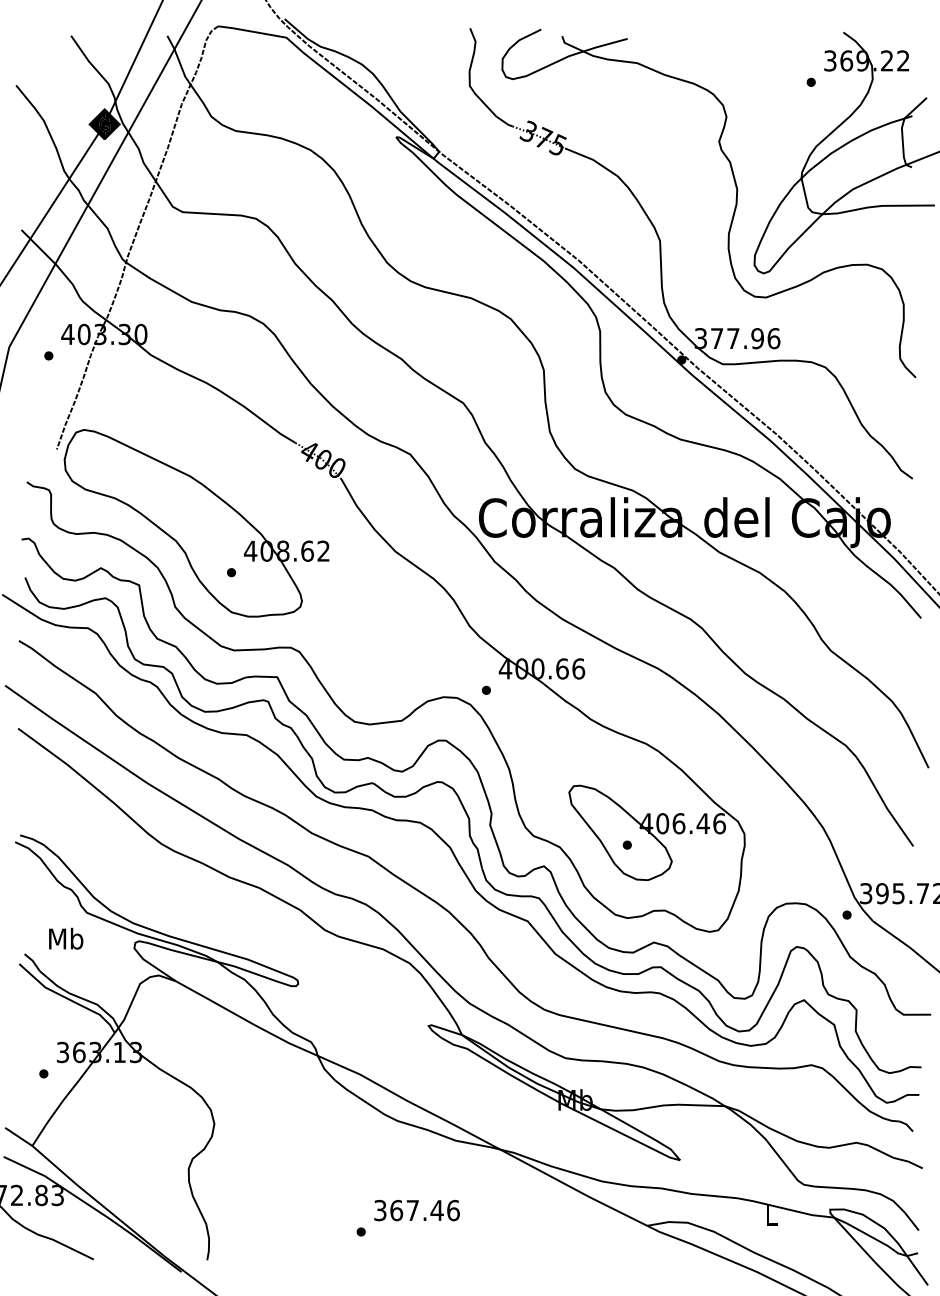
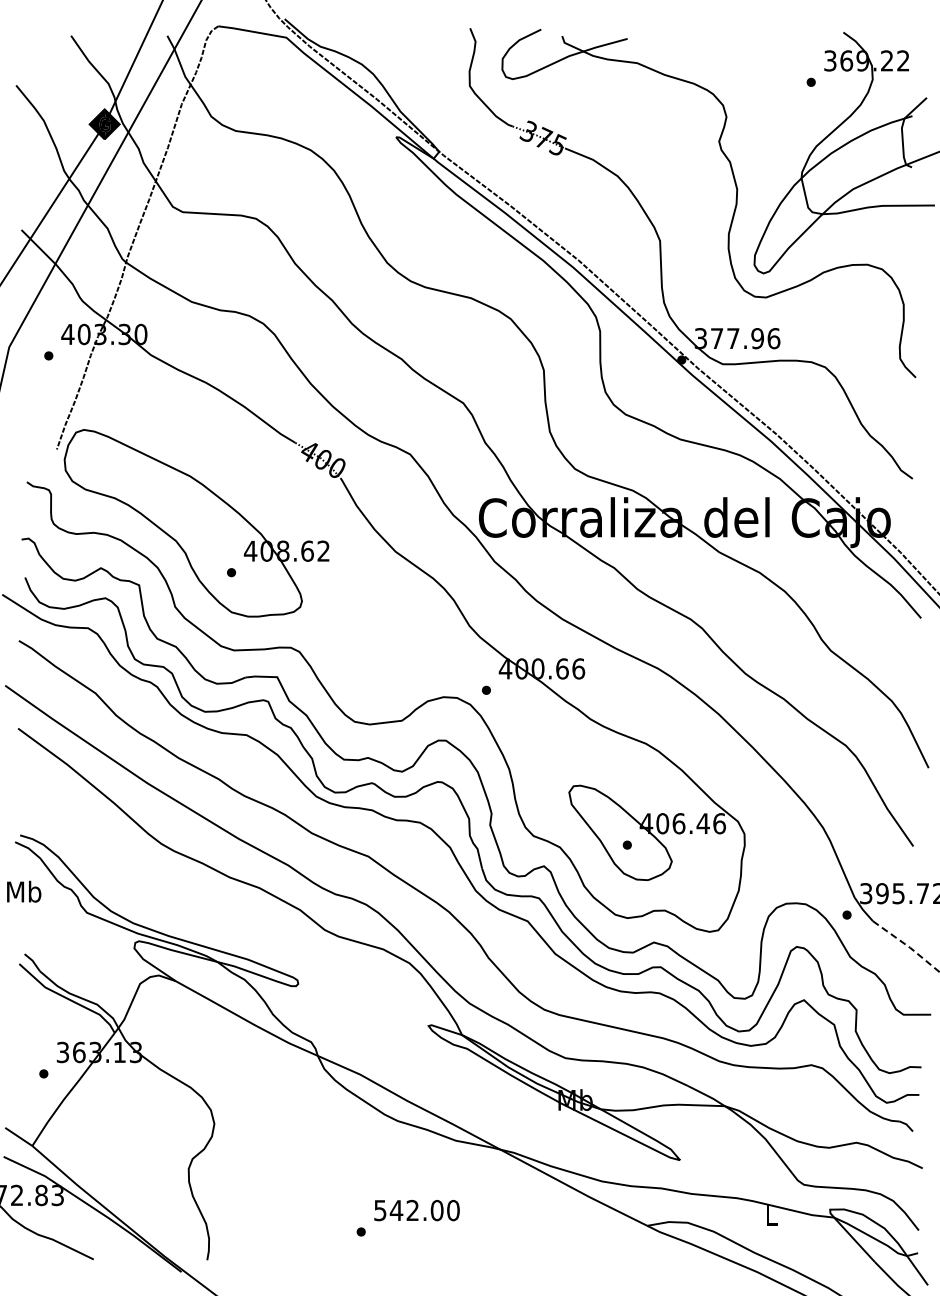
text position: (66, 938) -> (24, 891) (24, 891)
line: solid -> dashed (907, 946)
text: 367.46 -> 542.00 (416, 1210)
